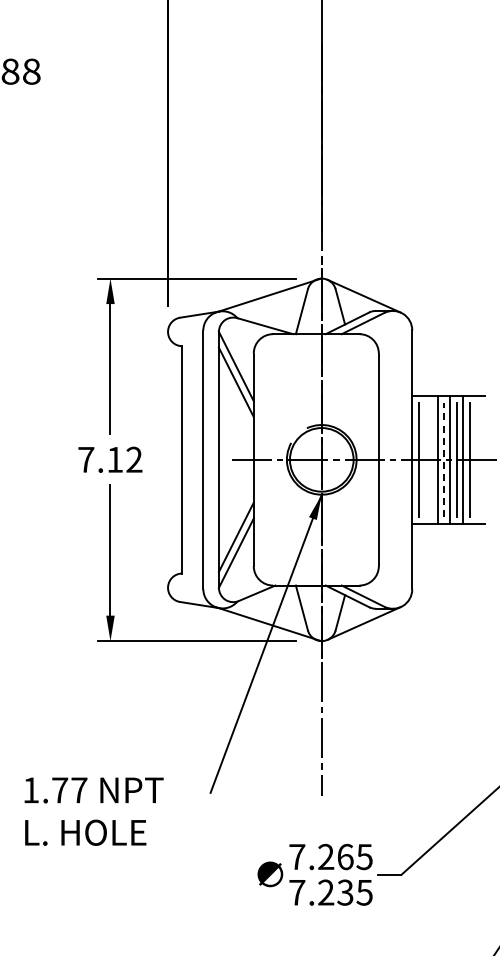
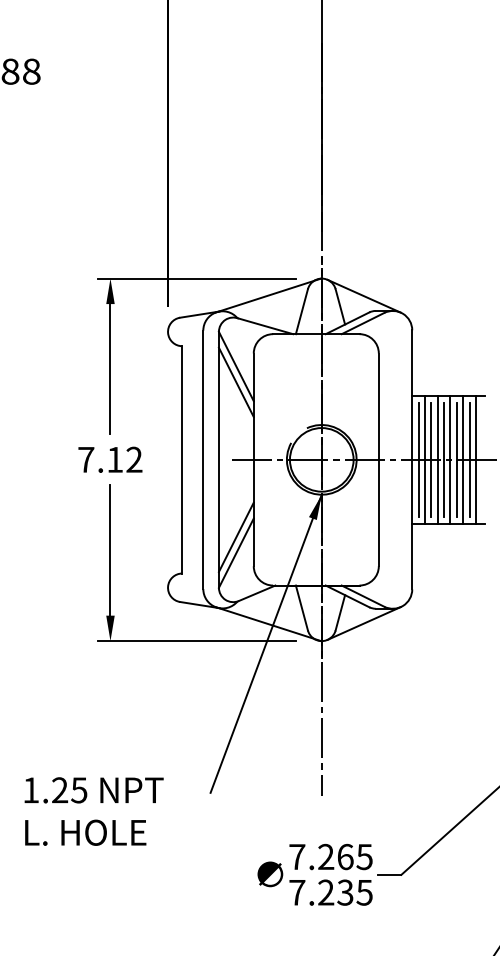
line: none -> present (424, 459)
line: none -> present (431, 459)
line: dashed -> solid (444, 459)
line: none -> present (475, 459)
text: 1.77 -> 1.25 (69, 790)
